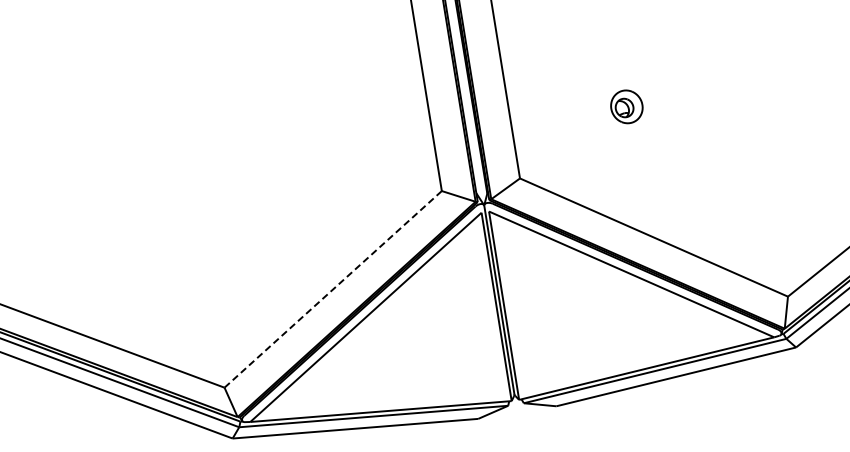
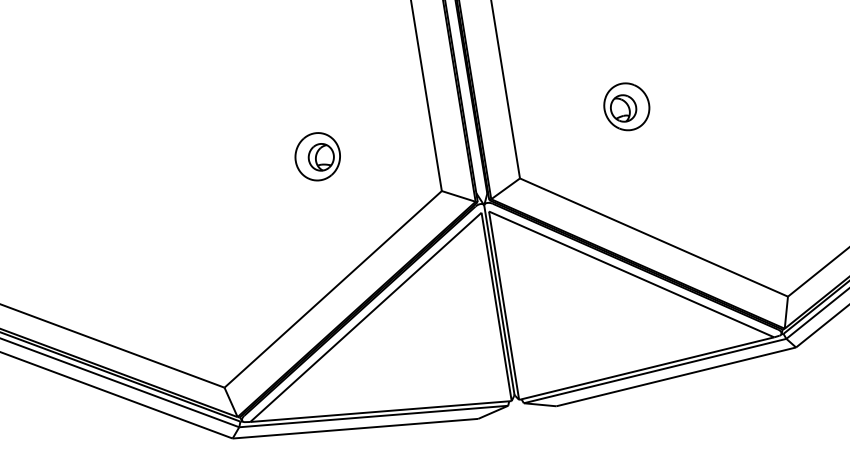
part size: 34x36 px -> 48x50 px (626, 106)
part: none -> present (317, 156)
line: dashed -> solid (333, 289)
